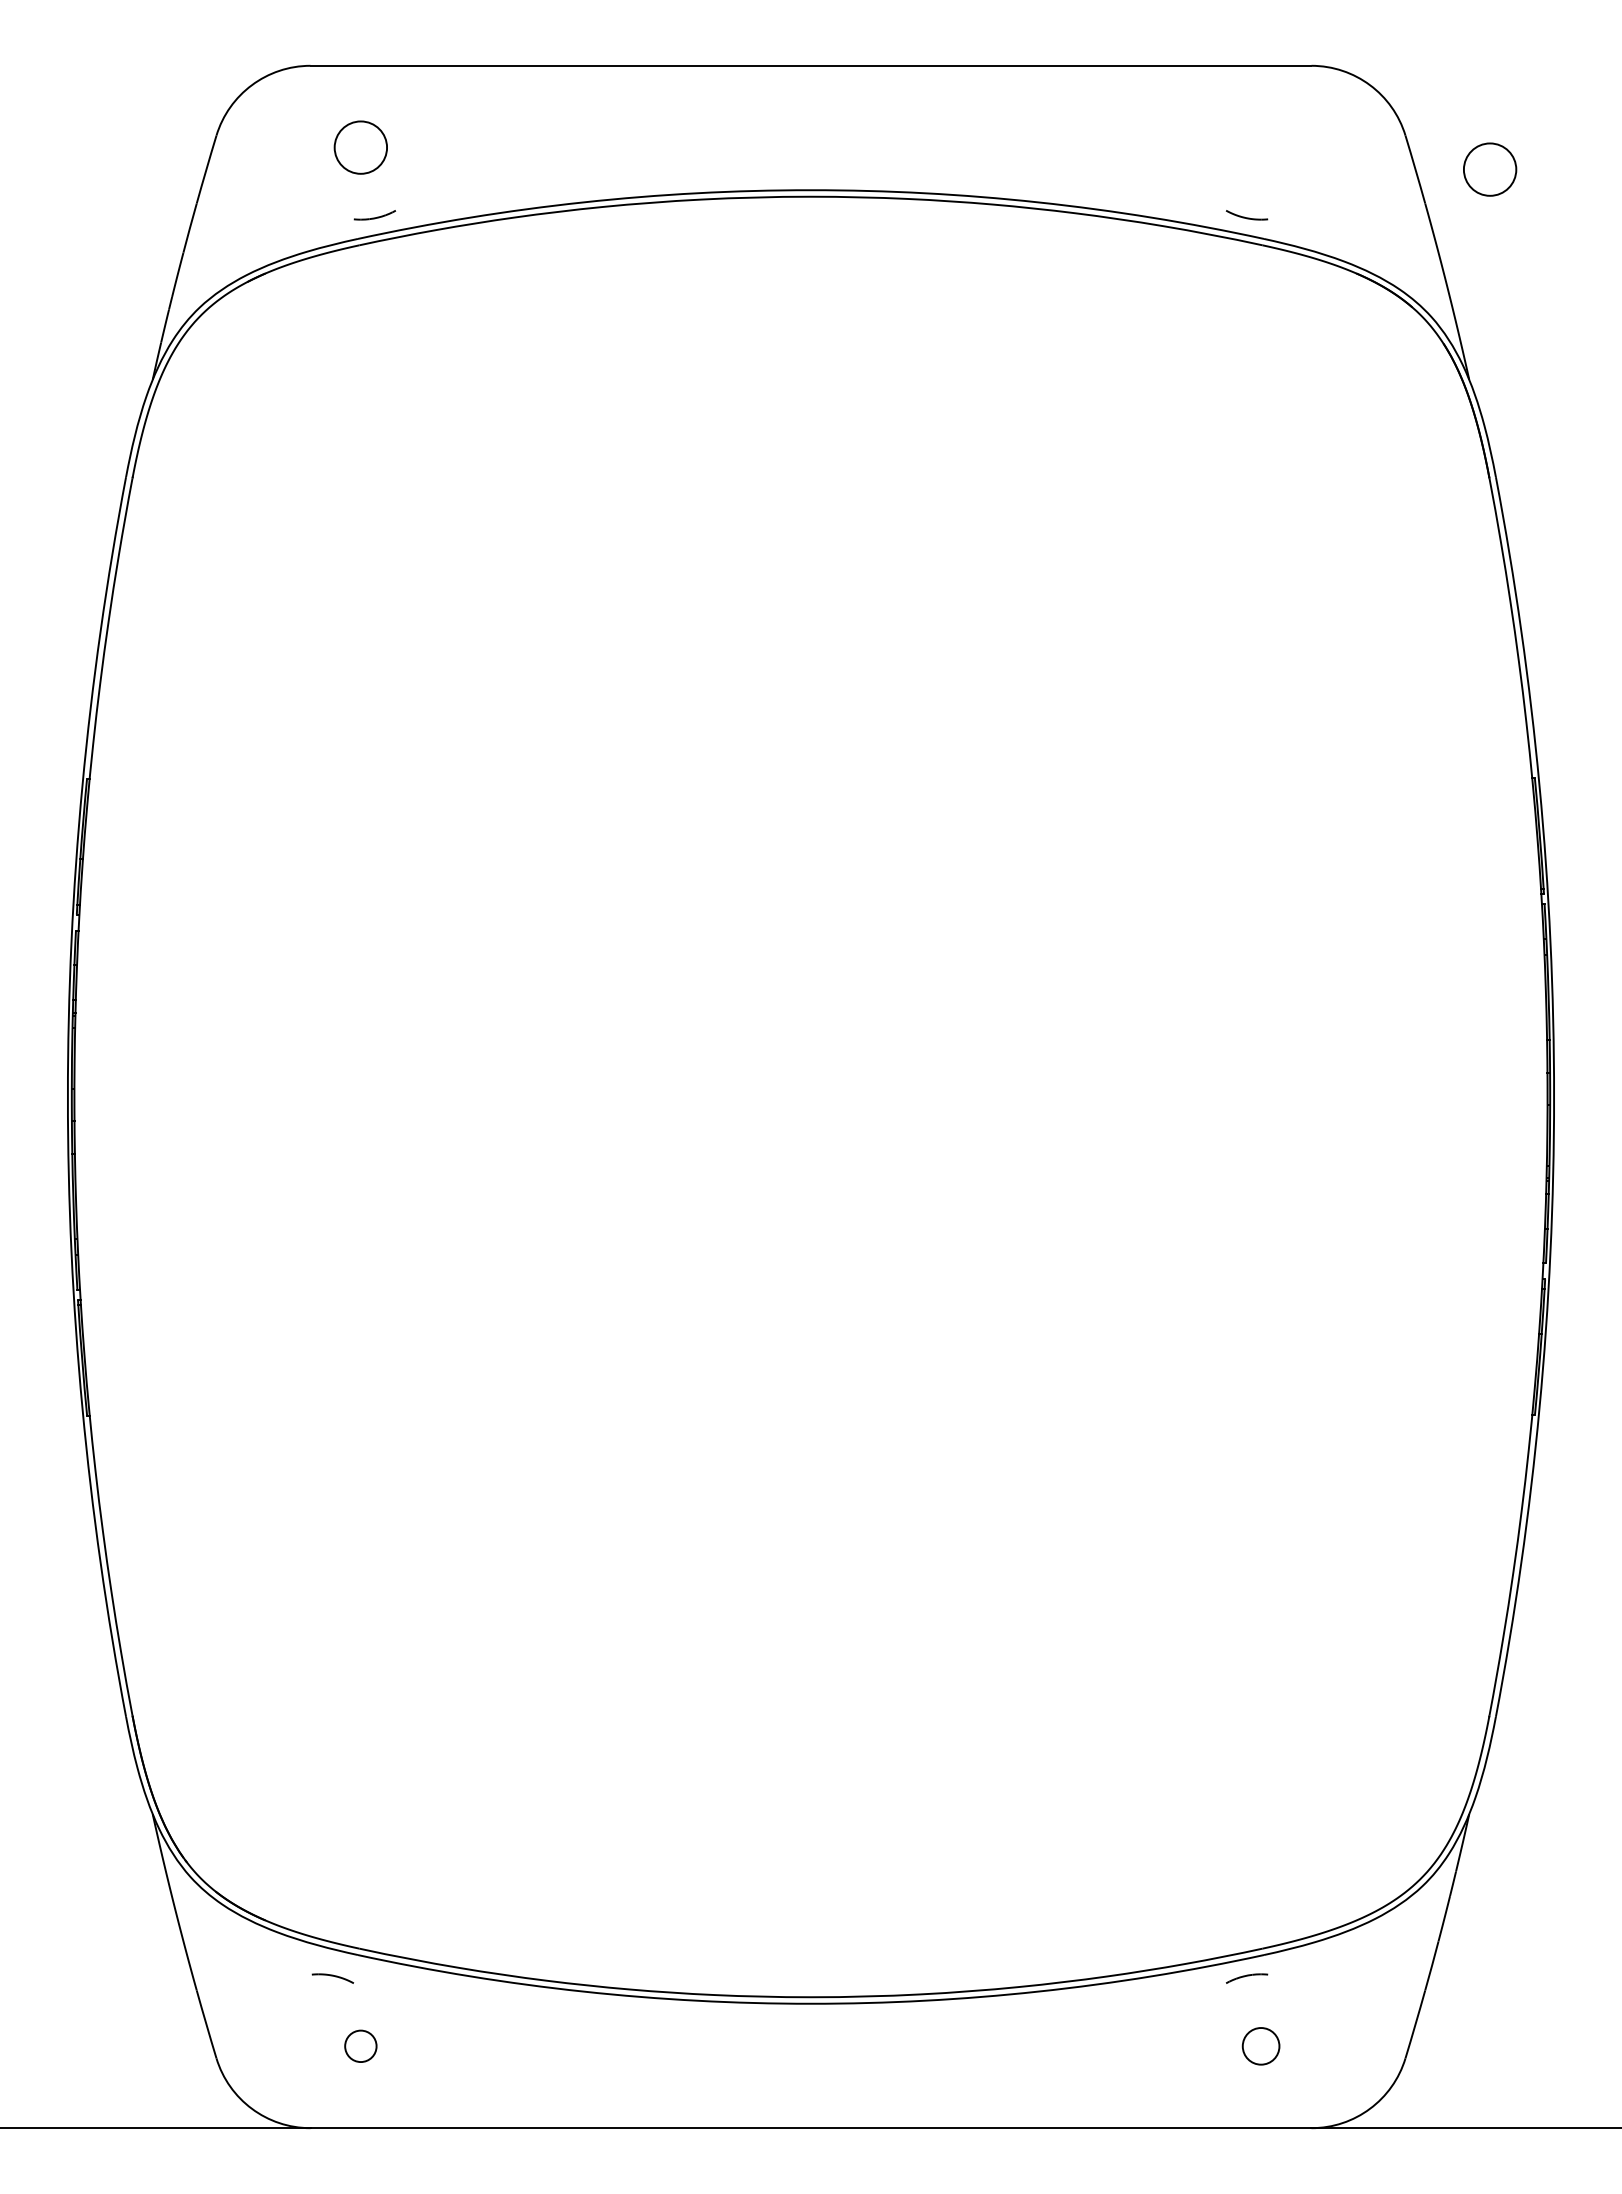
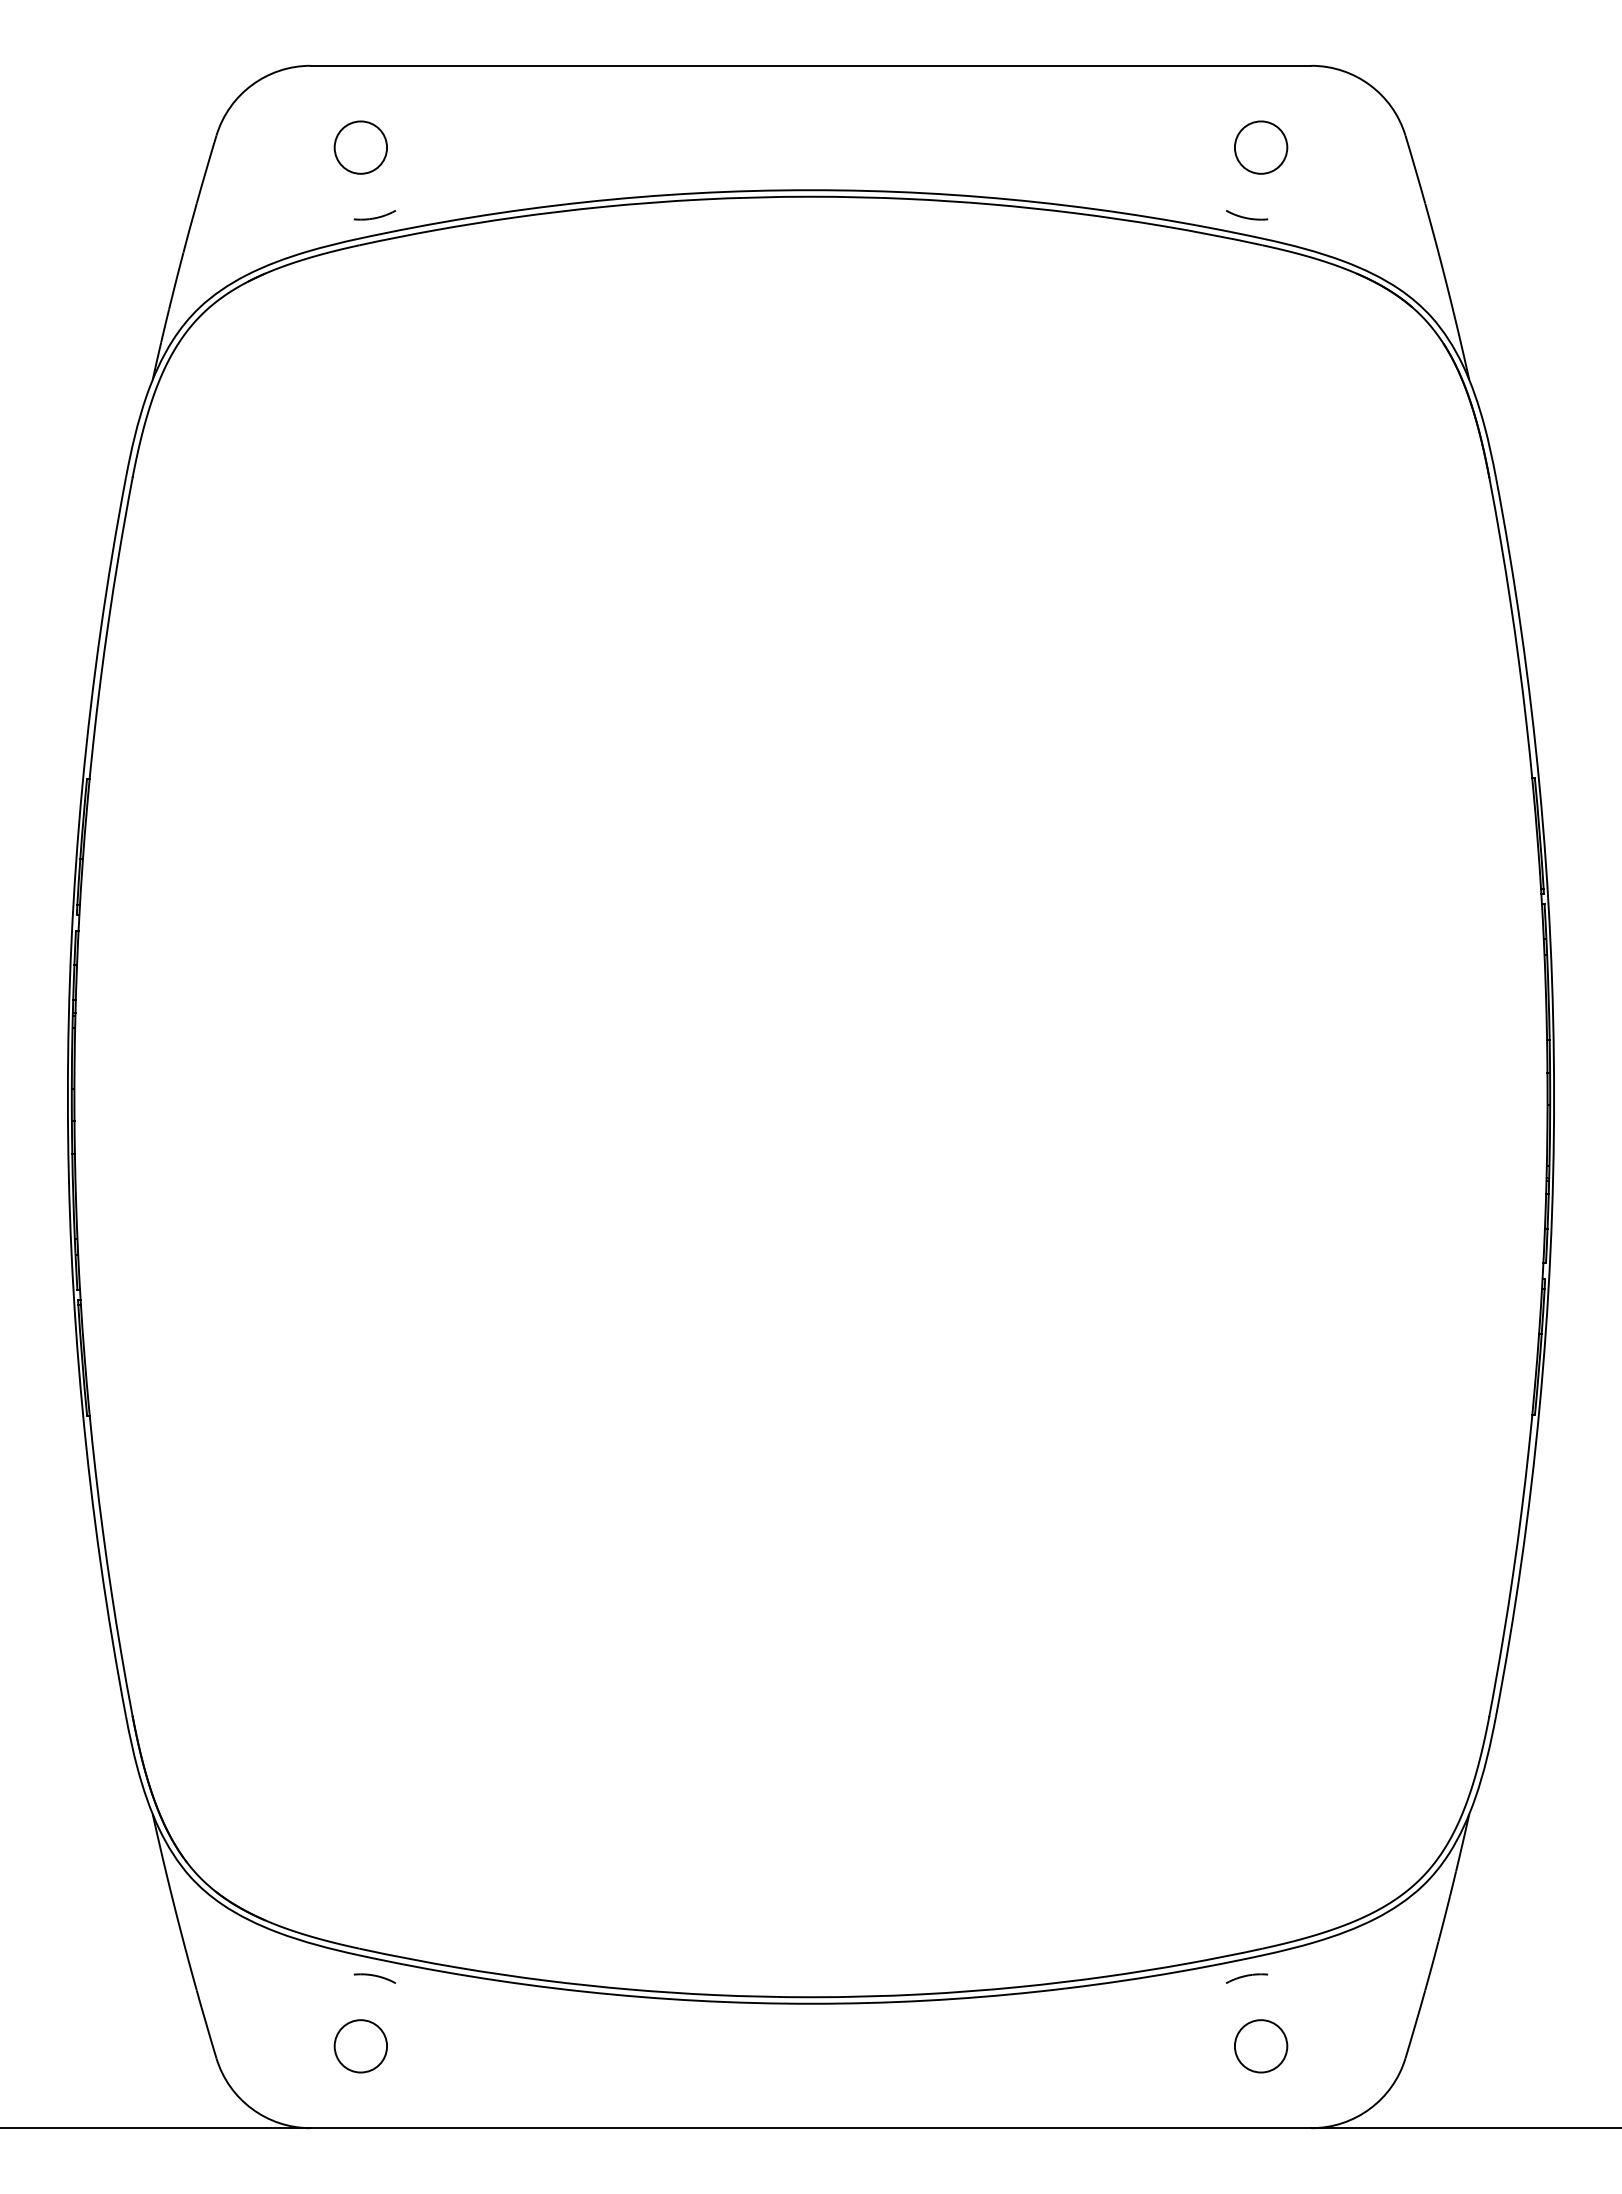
circle position: (1490, 169) -> (1261, 147) (1261, 147)
part position: (332, 1978) -> (374, 1978) (374, 1978)
circle diameter: 31 px -> 52 px (360, 2046)
circle diameter: 37 px -> 52 px (1260, 2046)
